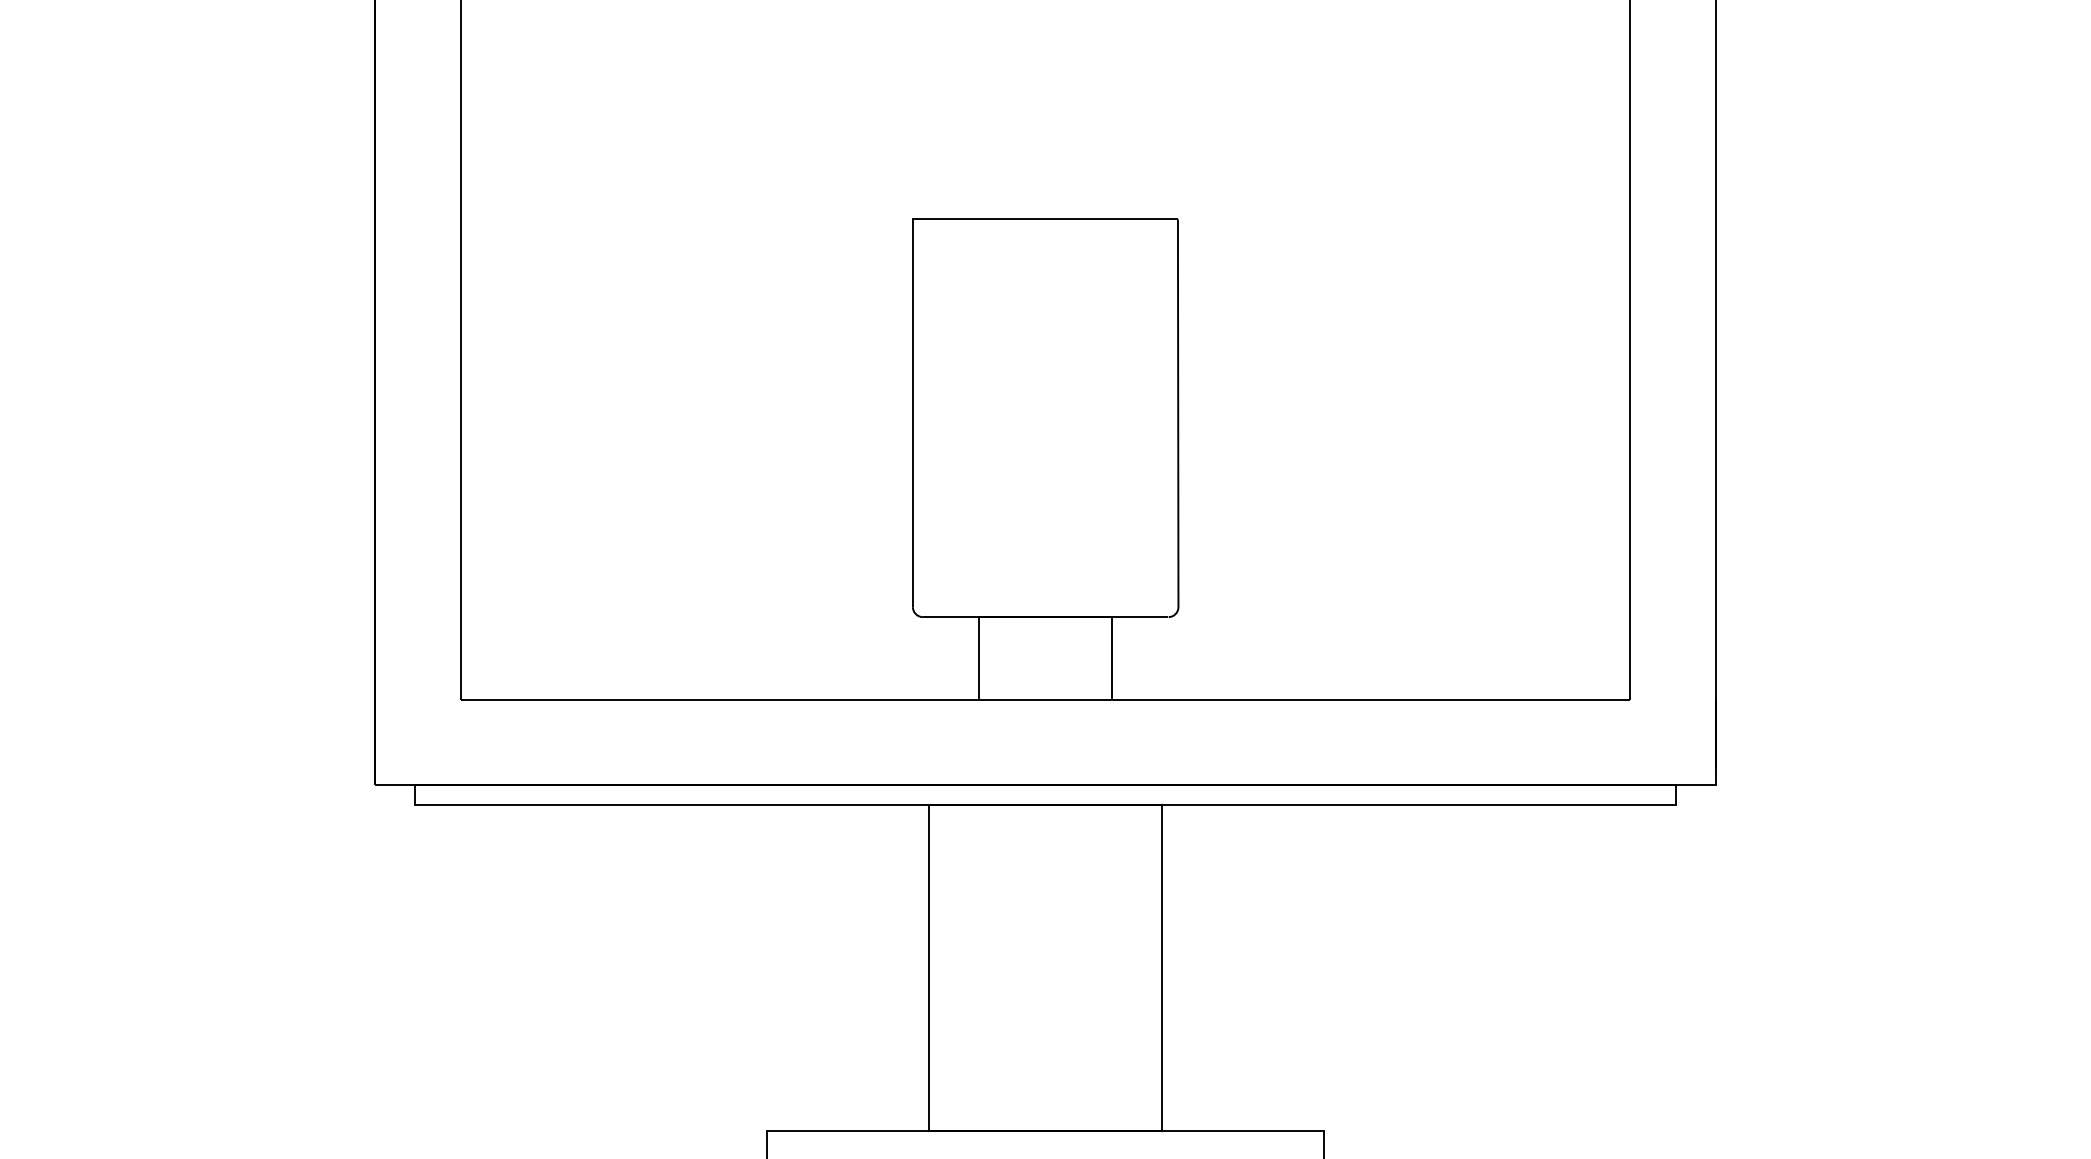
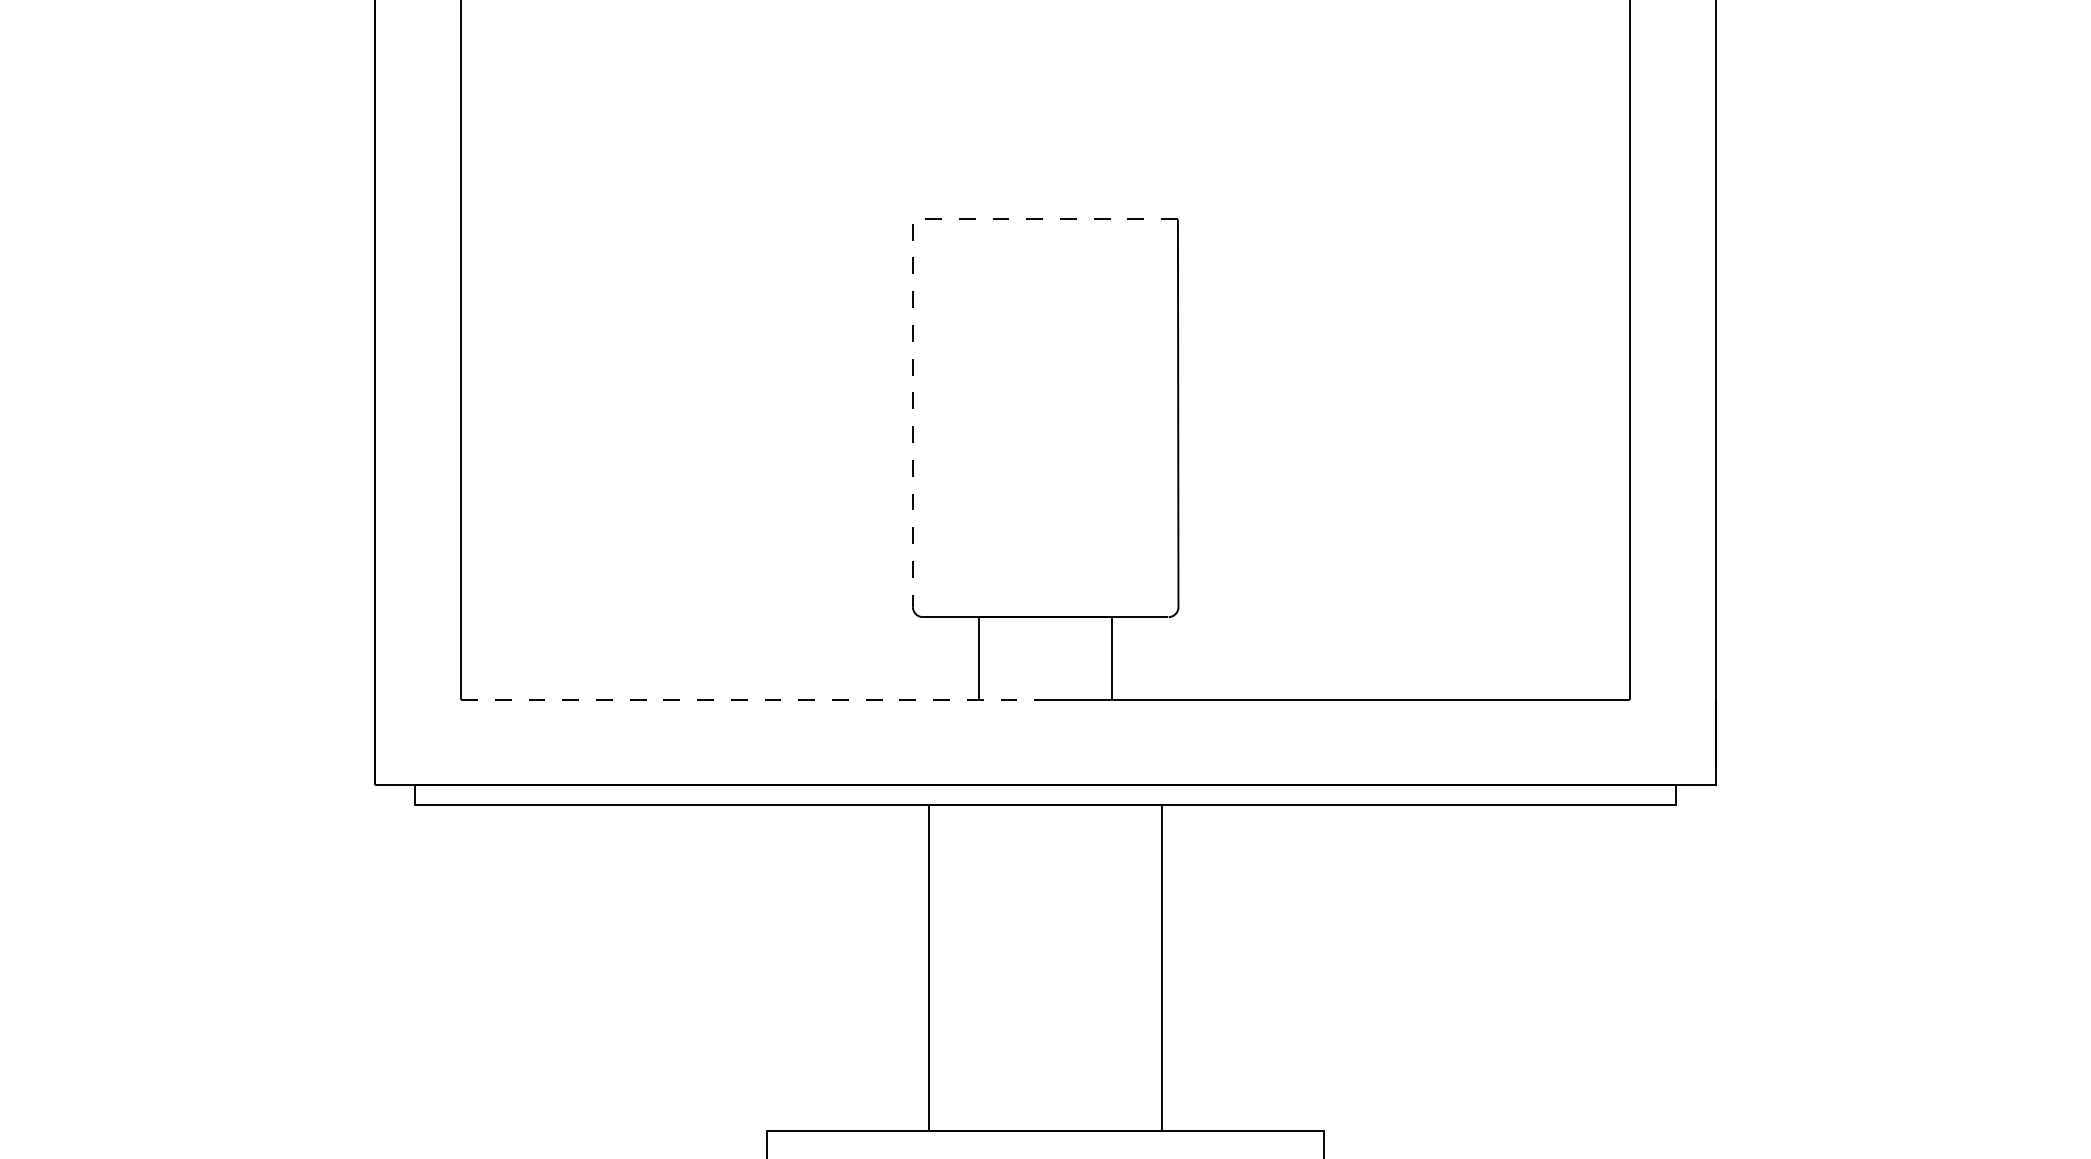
line: solid -> dashed (912, 280)
line: solid -> dashed (753, 699)
